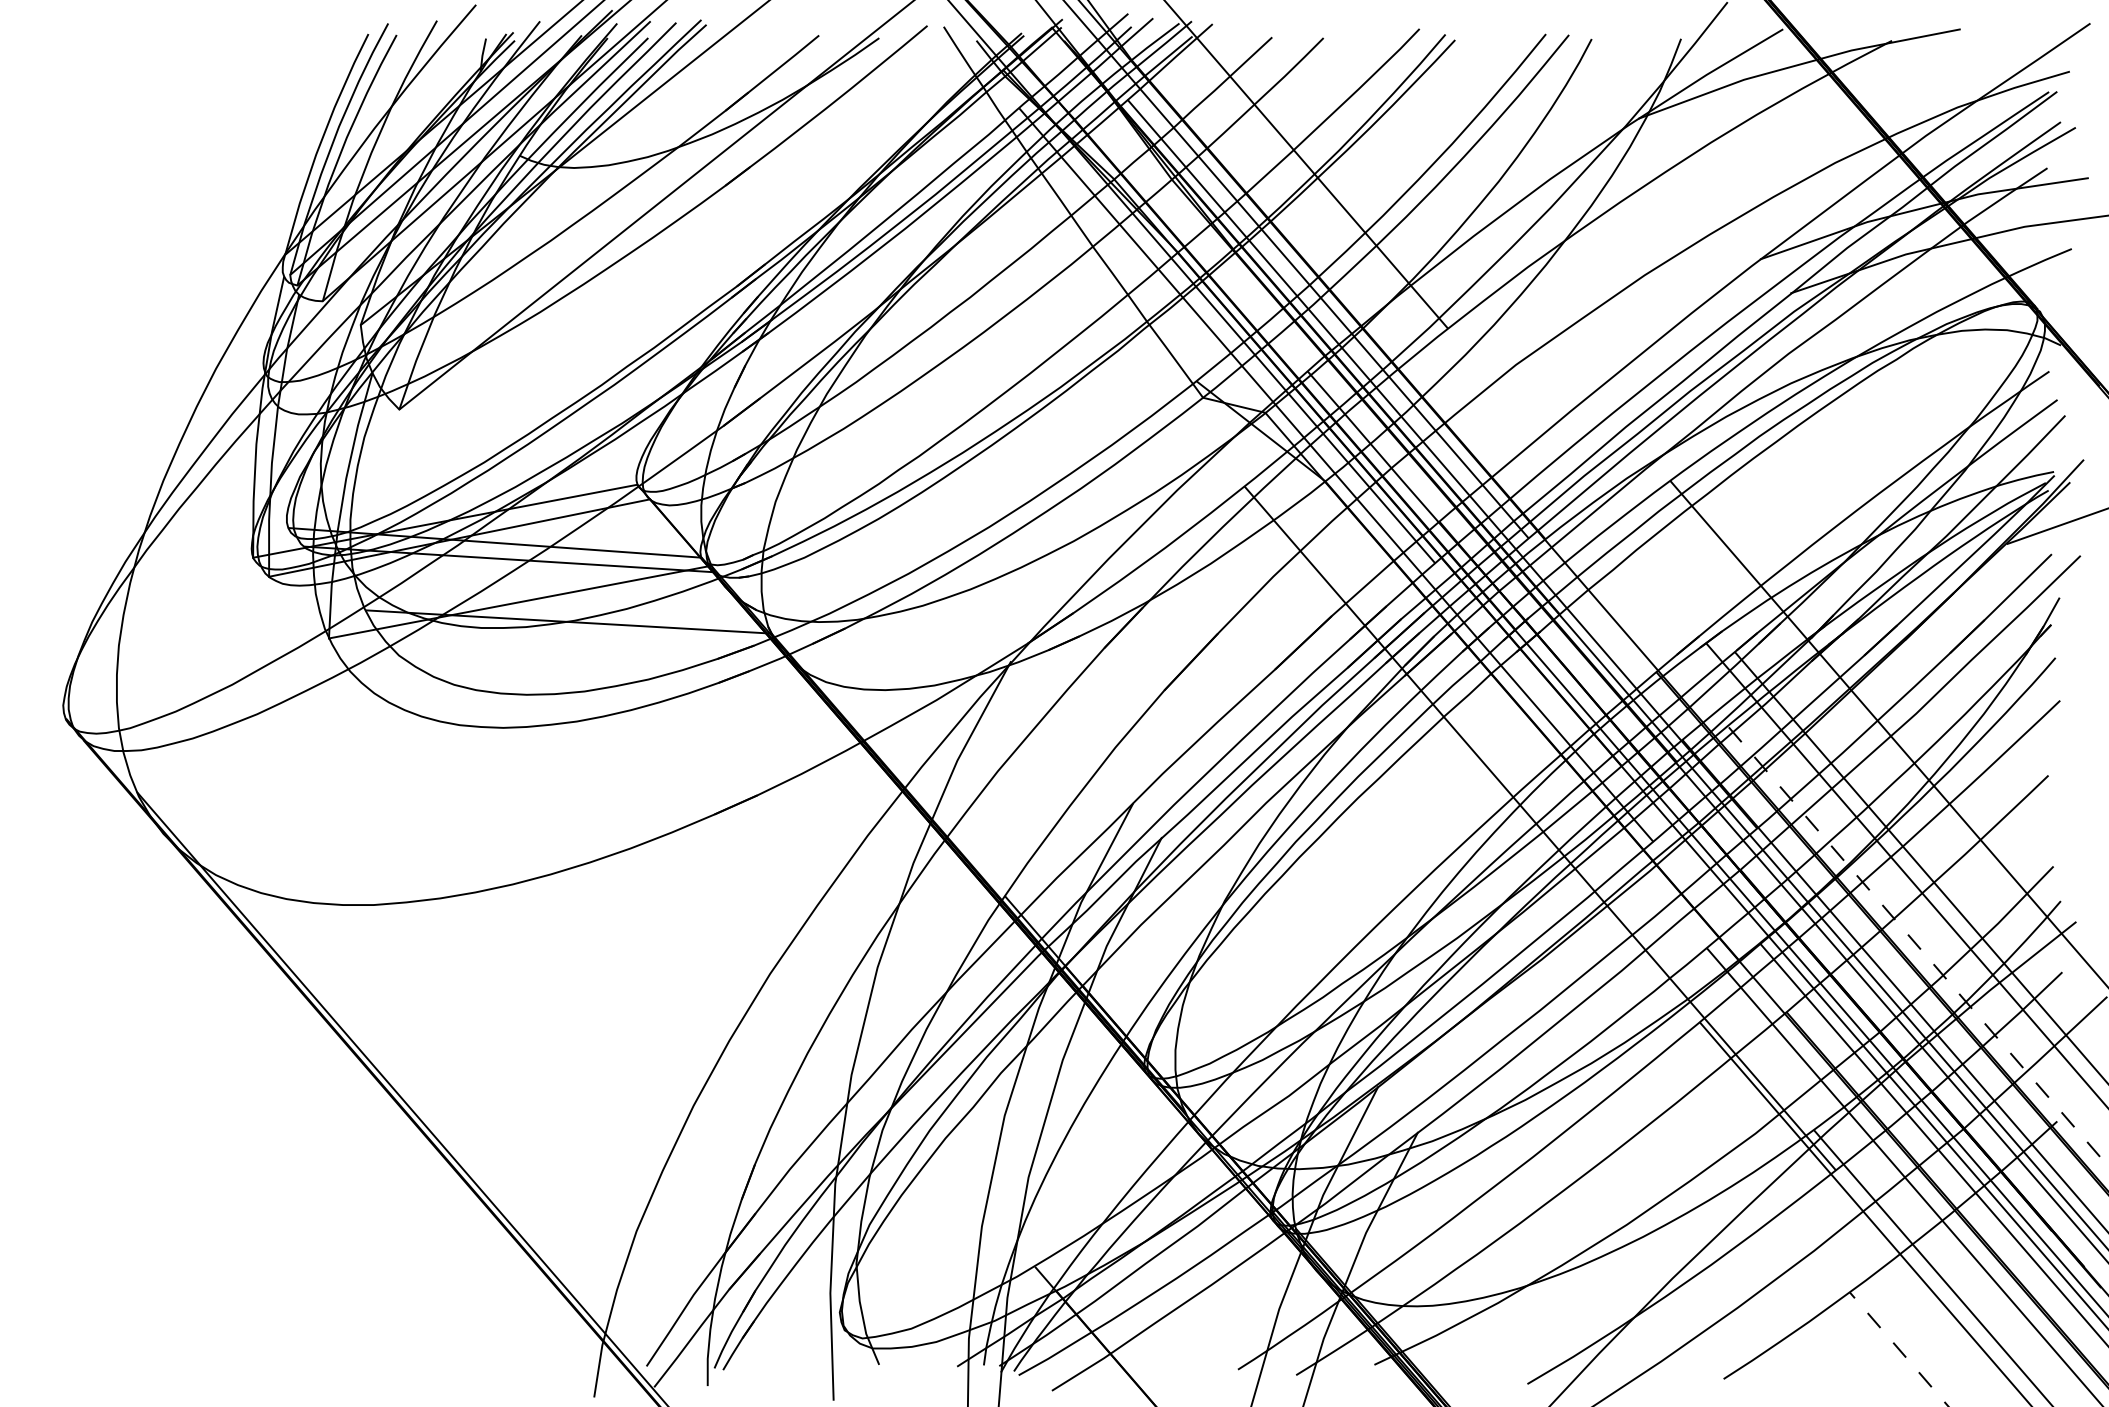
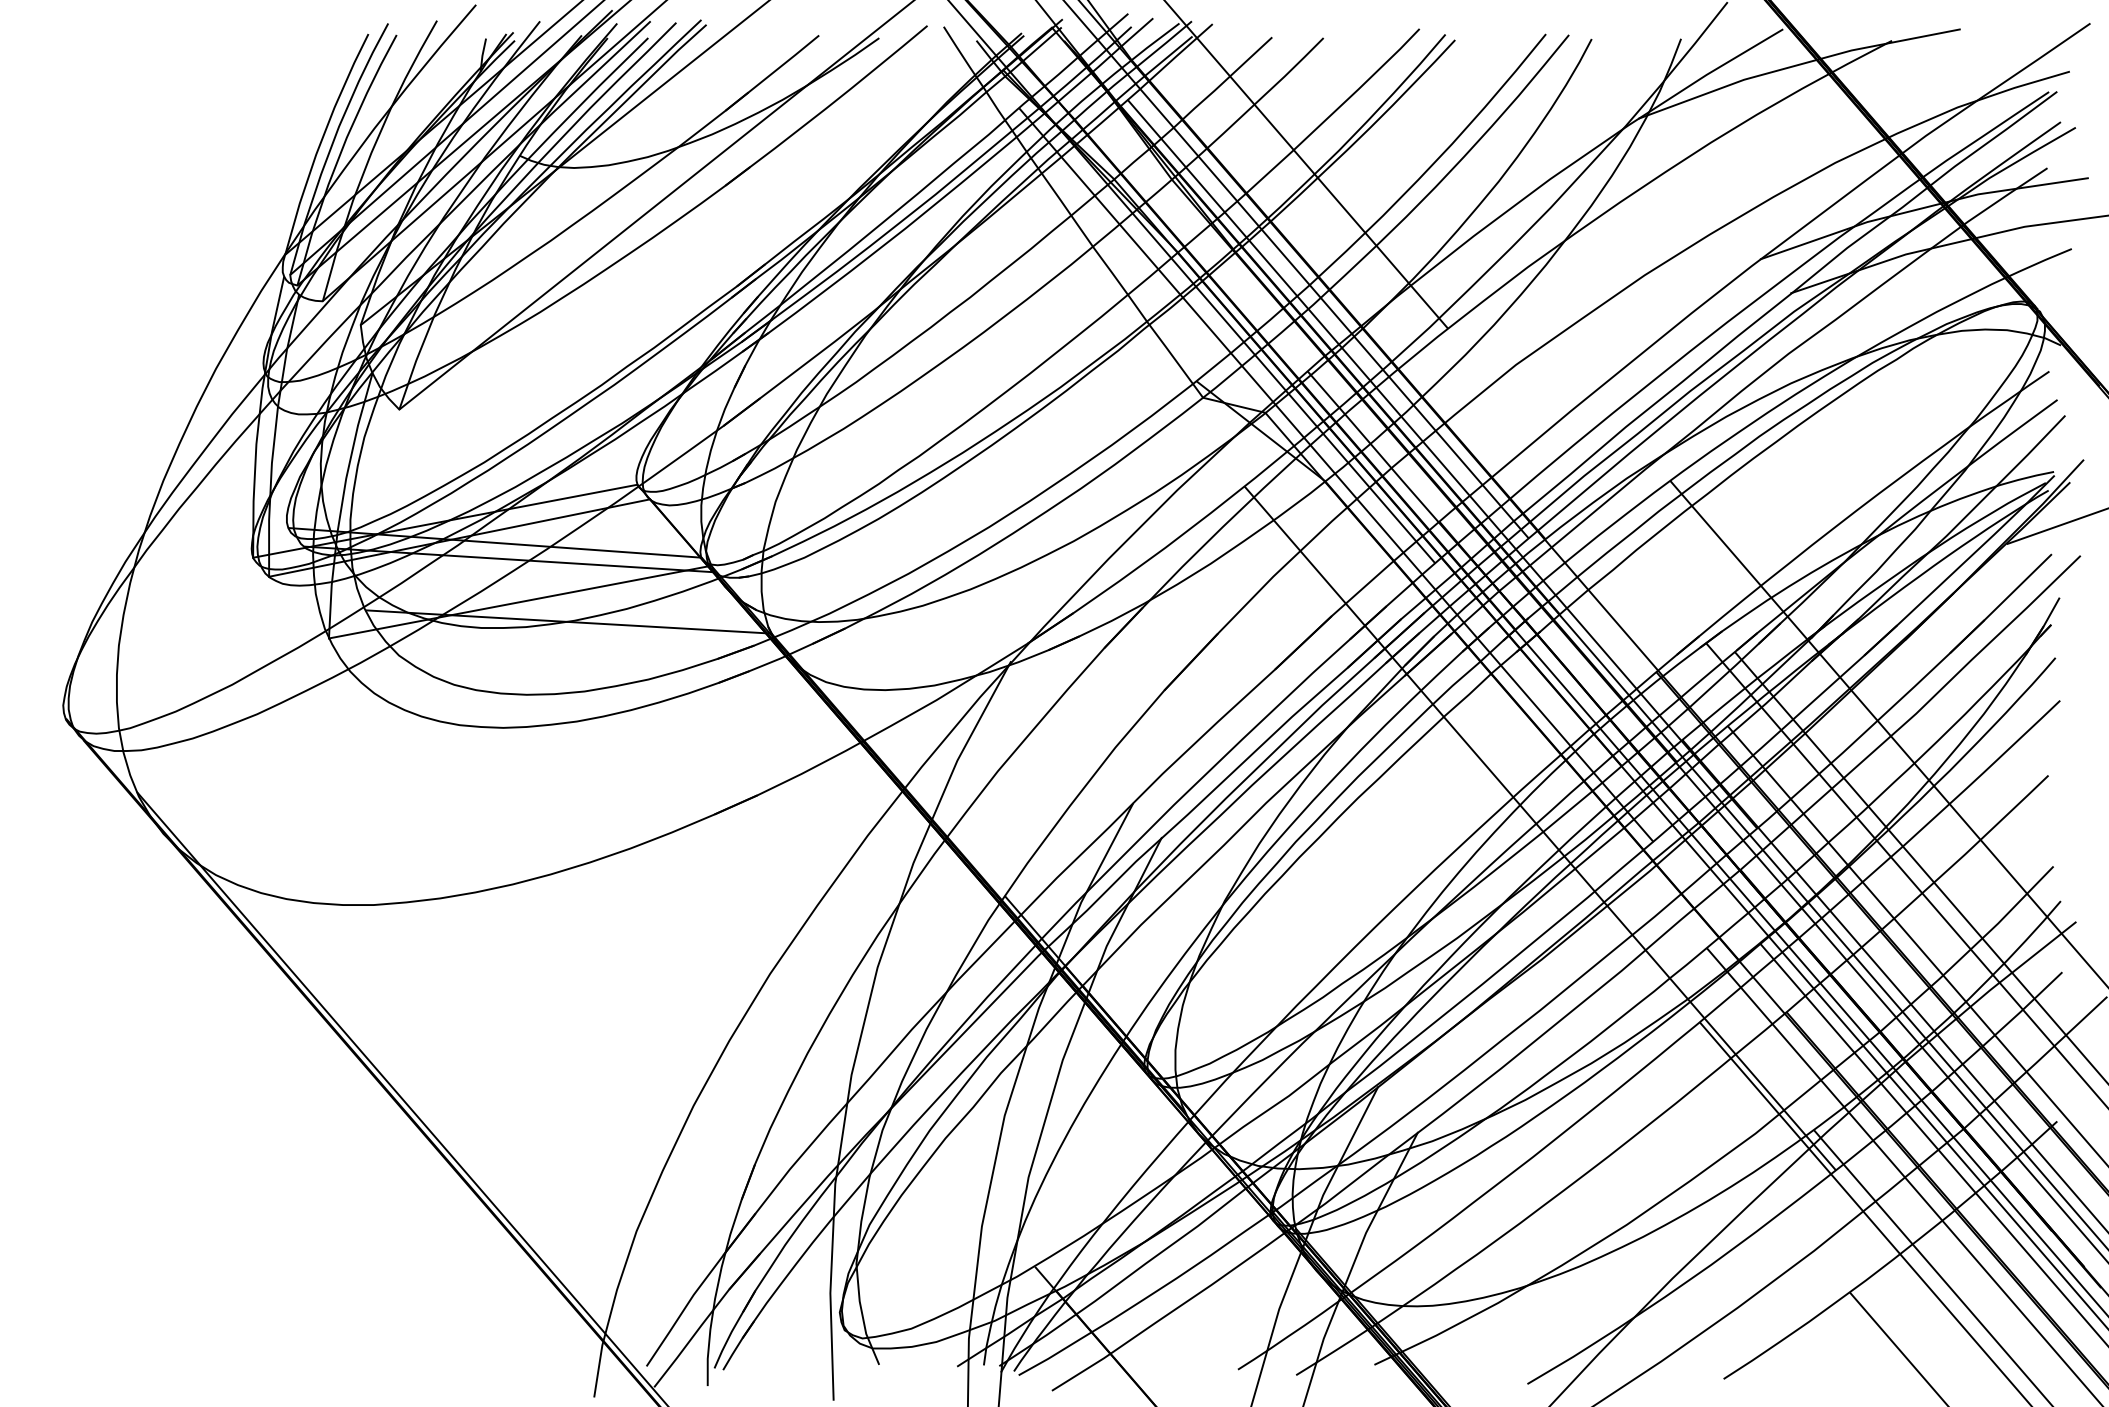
line: dashed -> solid (1918, 946)
line: dashed -> solid (1898, 1349)
